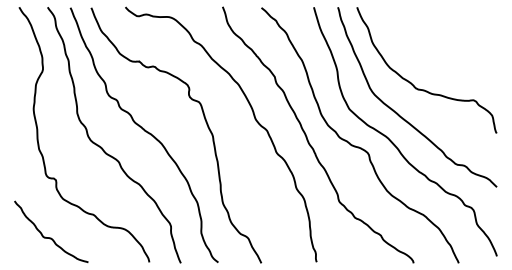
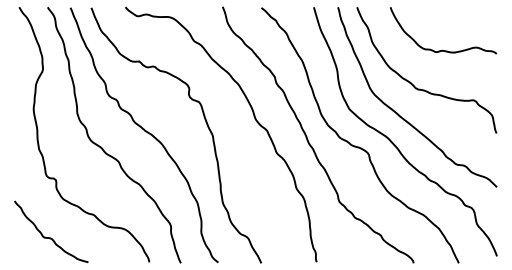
curve: none -> present (443, 50)
